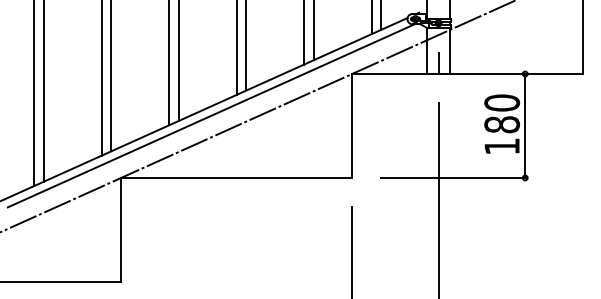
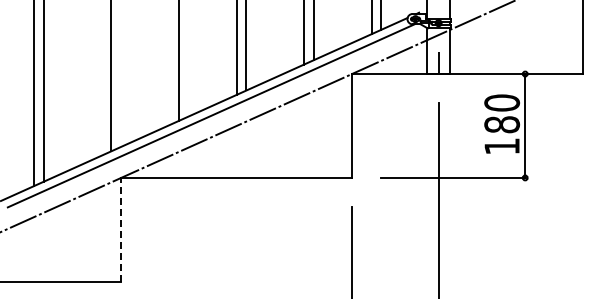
line: present -> none (169, 63)
line: present -> none (101, 78)
line: solid -> dashed (121, 229)
